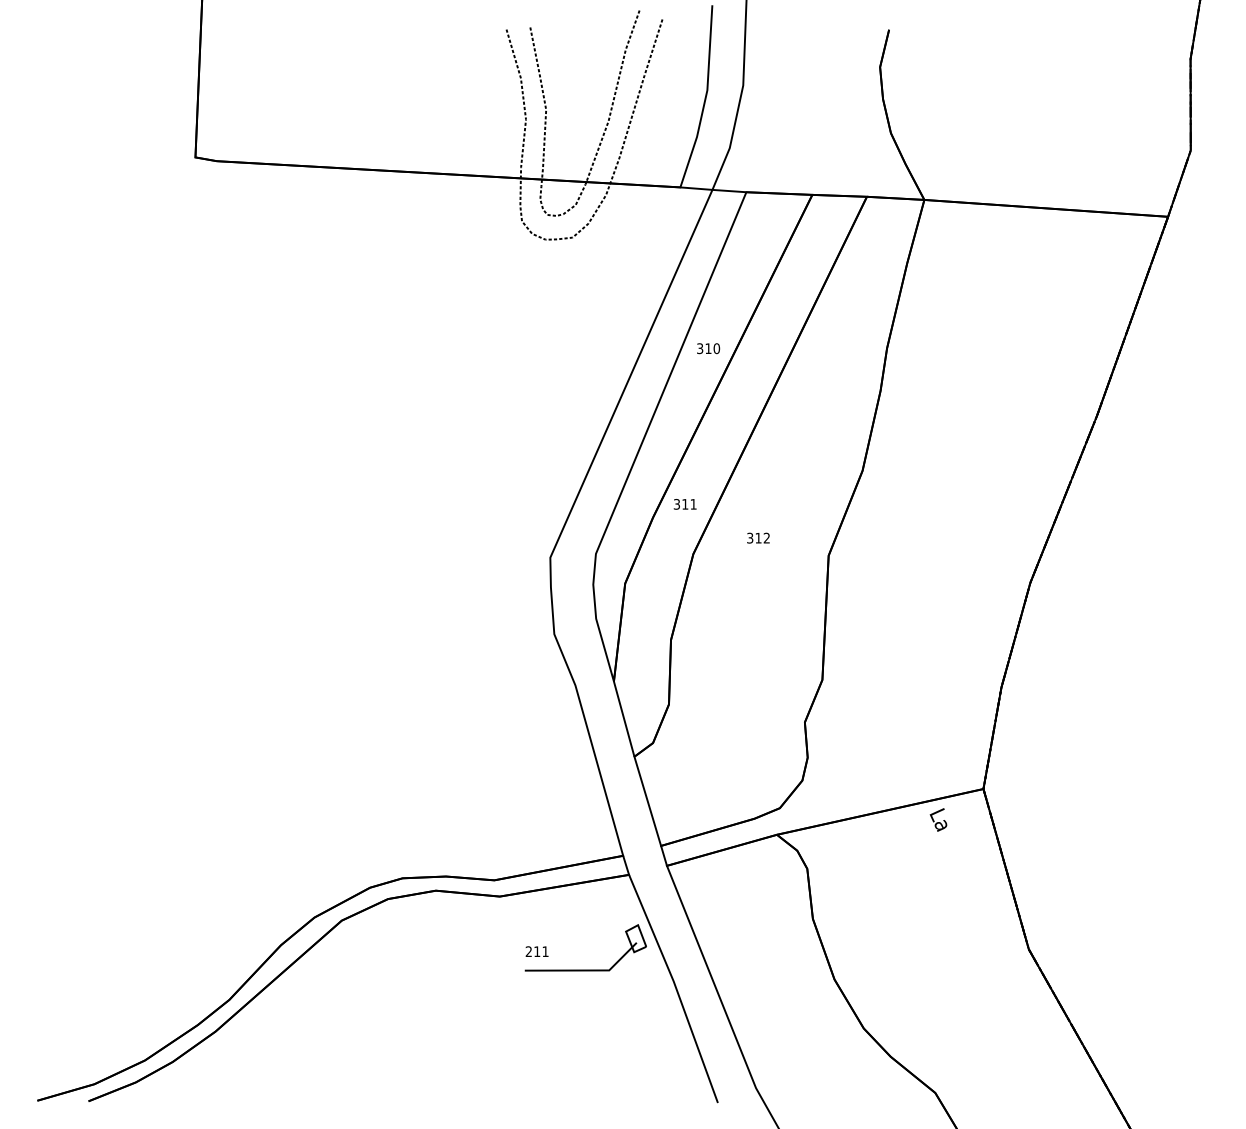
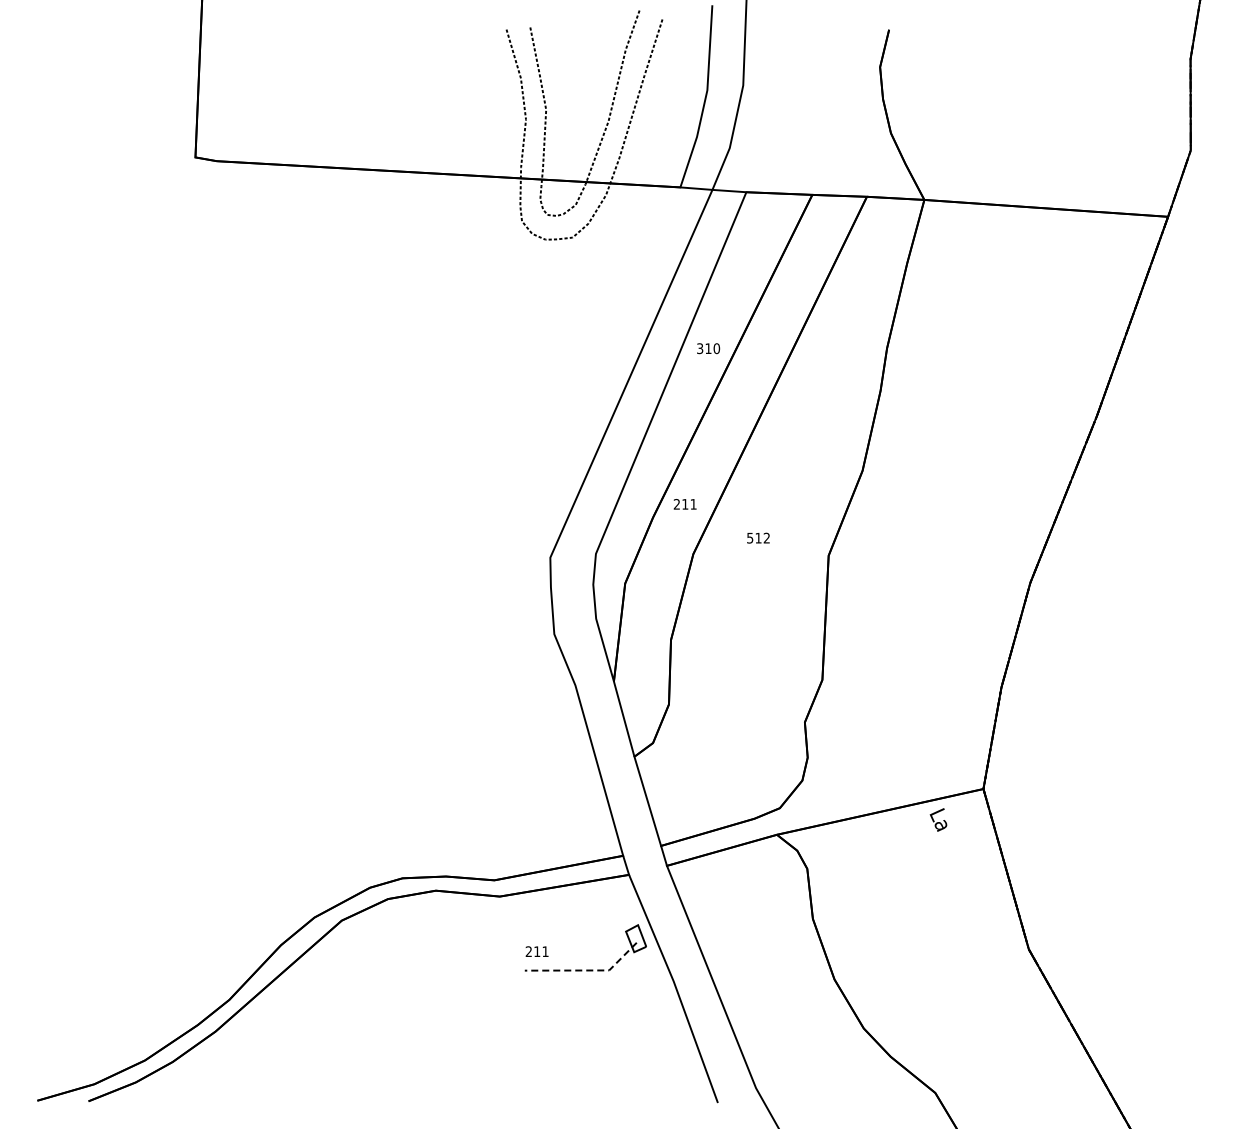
text: 311 -> 211 (676, 504)
text: 312 -> 512 (750, 537)
line: solid -> dashed (587, 970)
